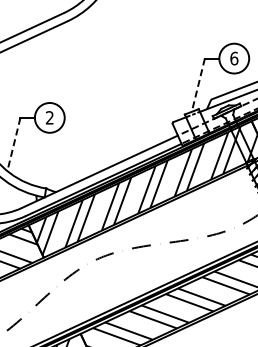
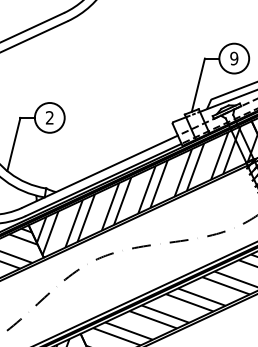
text: 6 -> 9 (234, 58)
line: dashed -> solid (198, 85)
line: dashed -> solid (13, 145)
